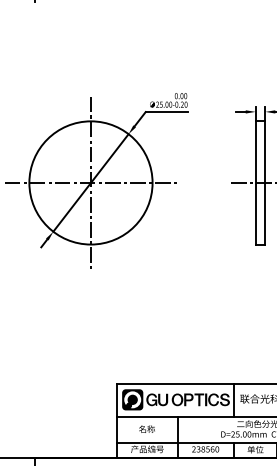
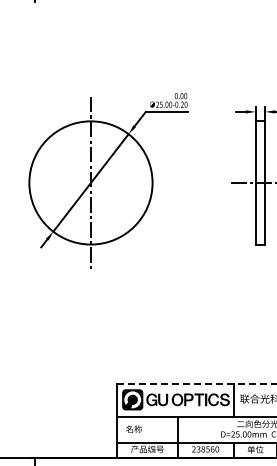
line: present -> none (90, 182)
line: solid -> dashed (196, 383)
text position: (146, 428) -> (133, 428) (133, 428)
